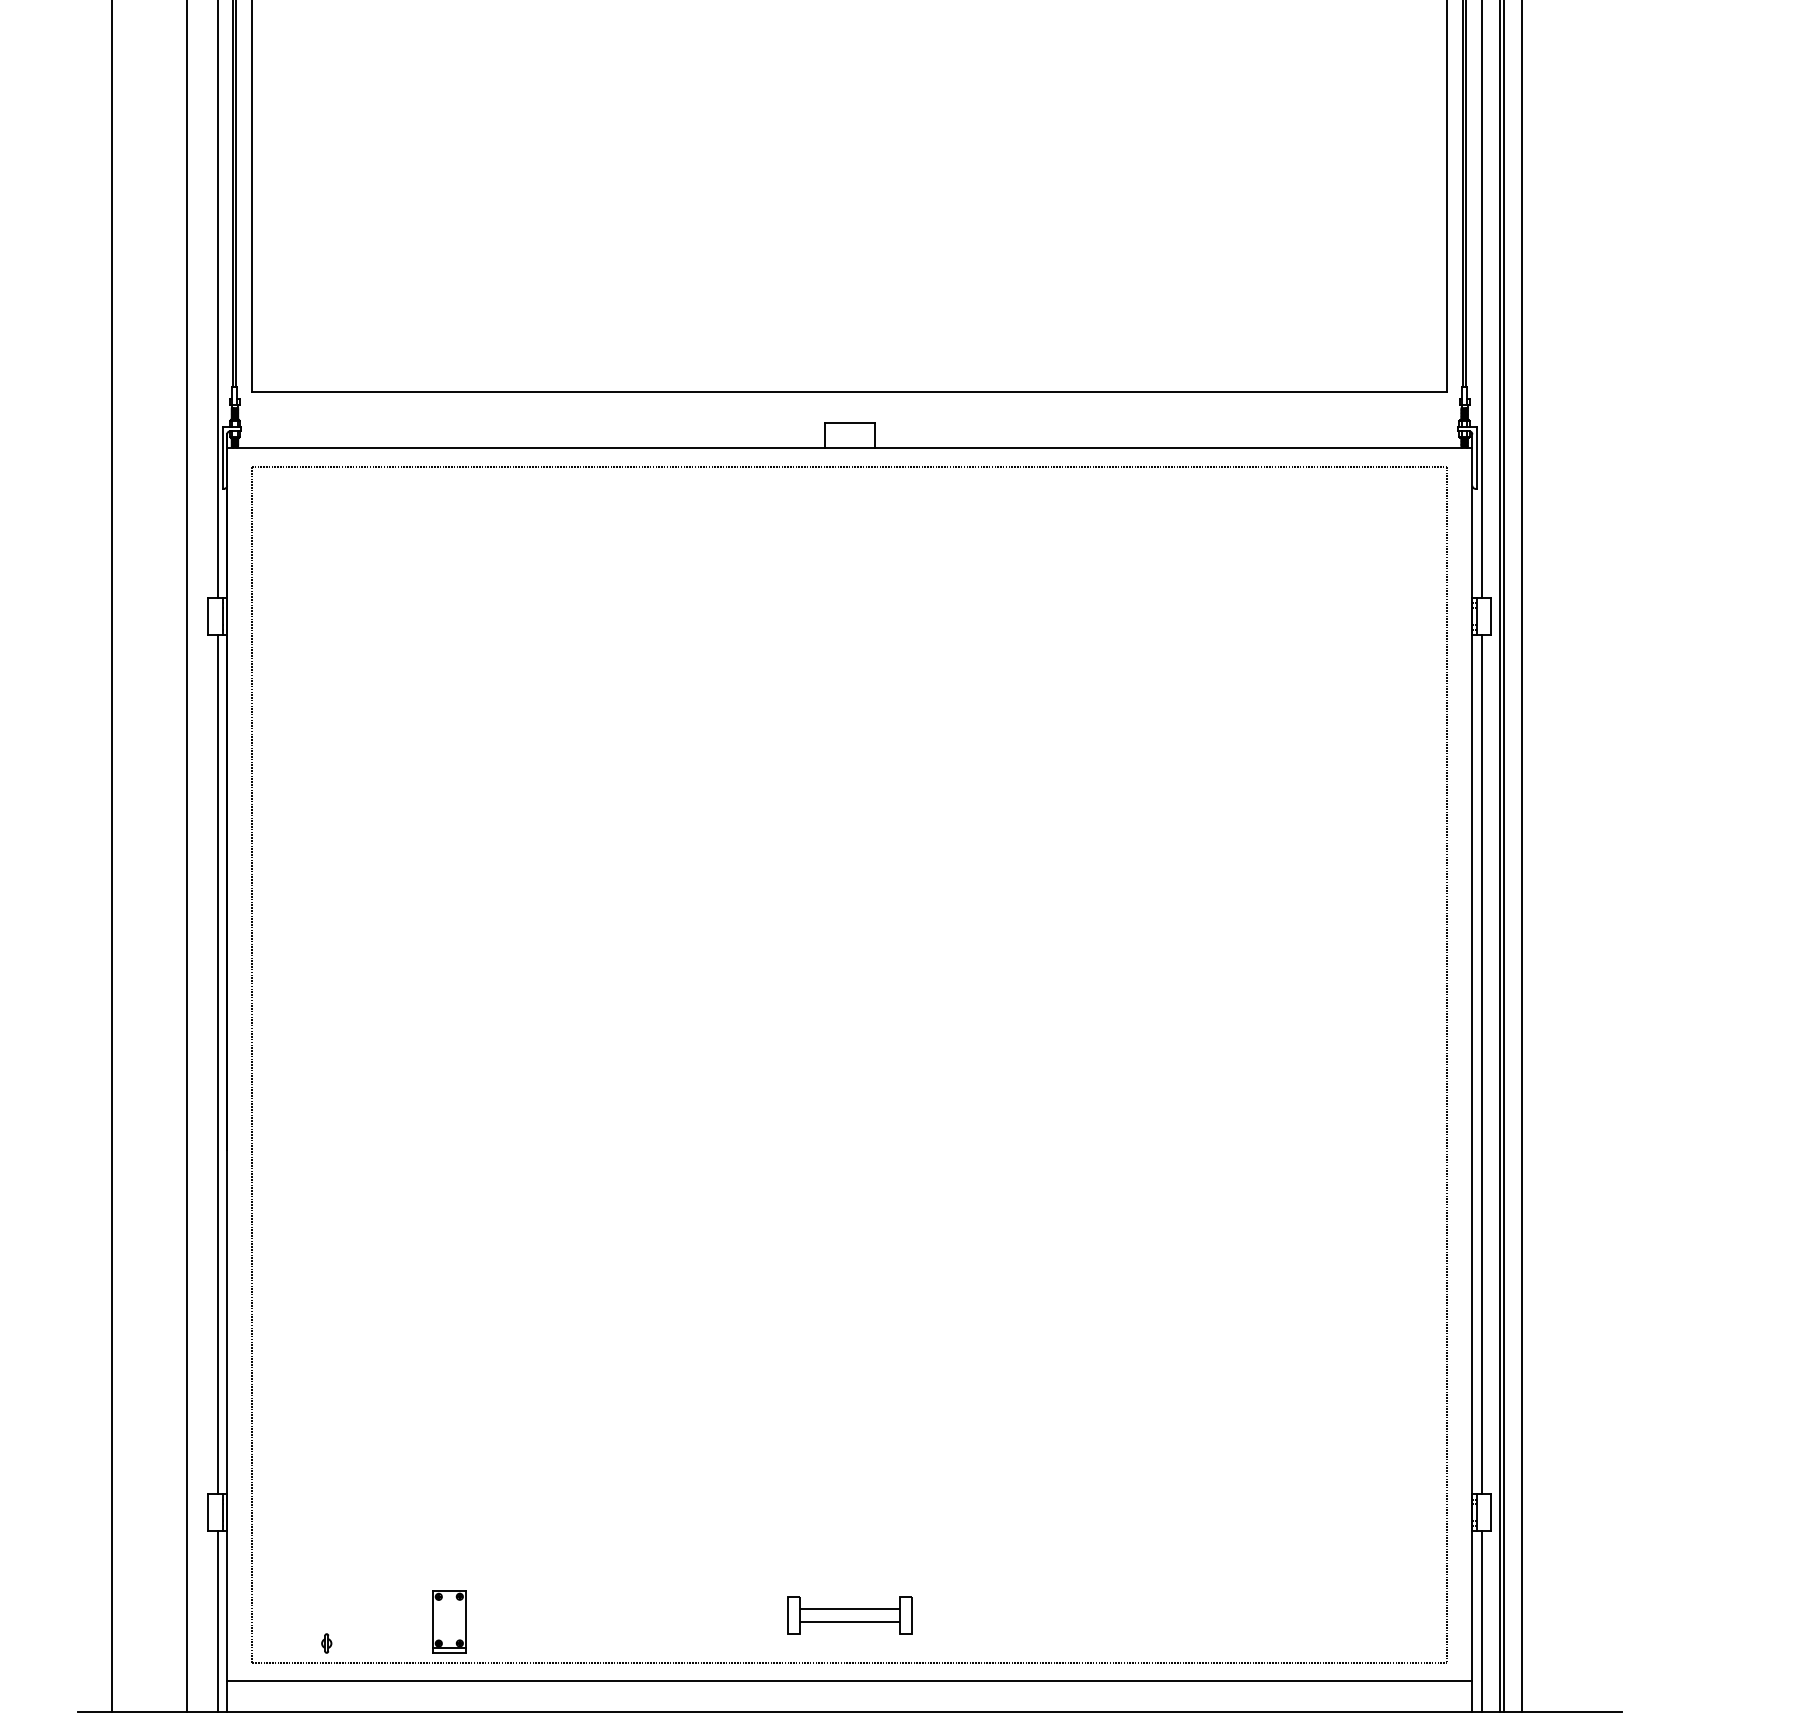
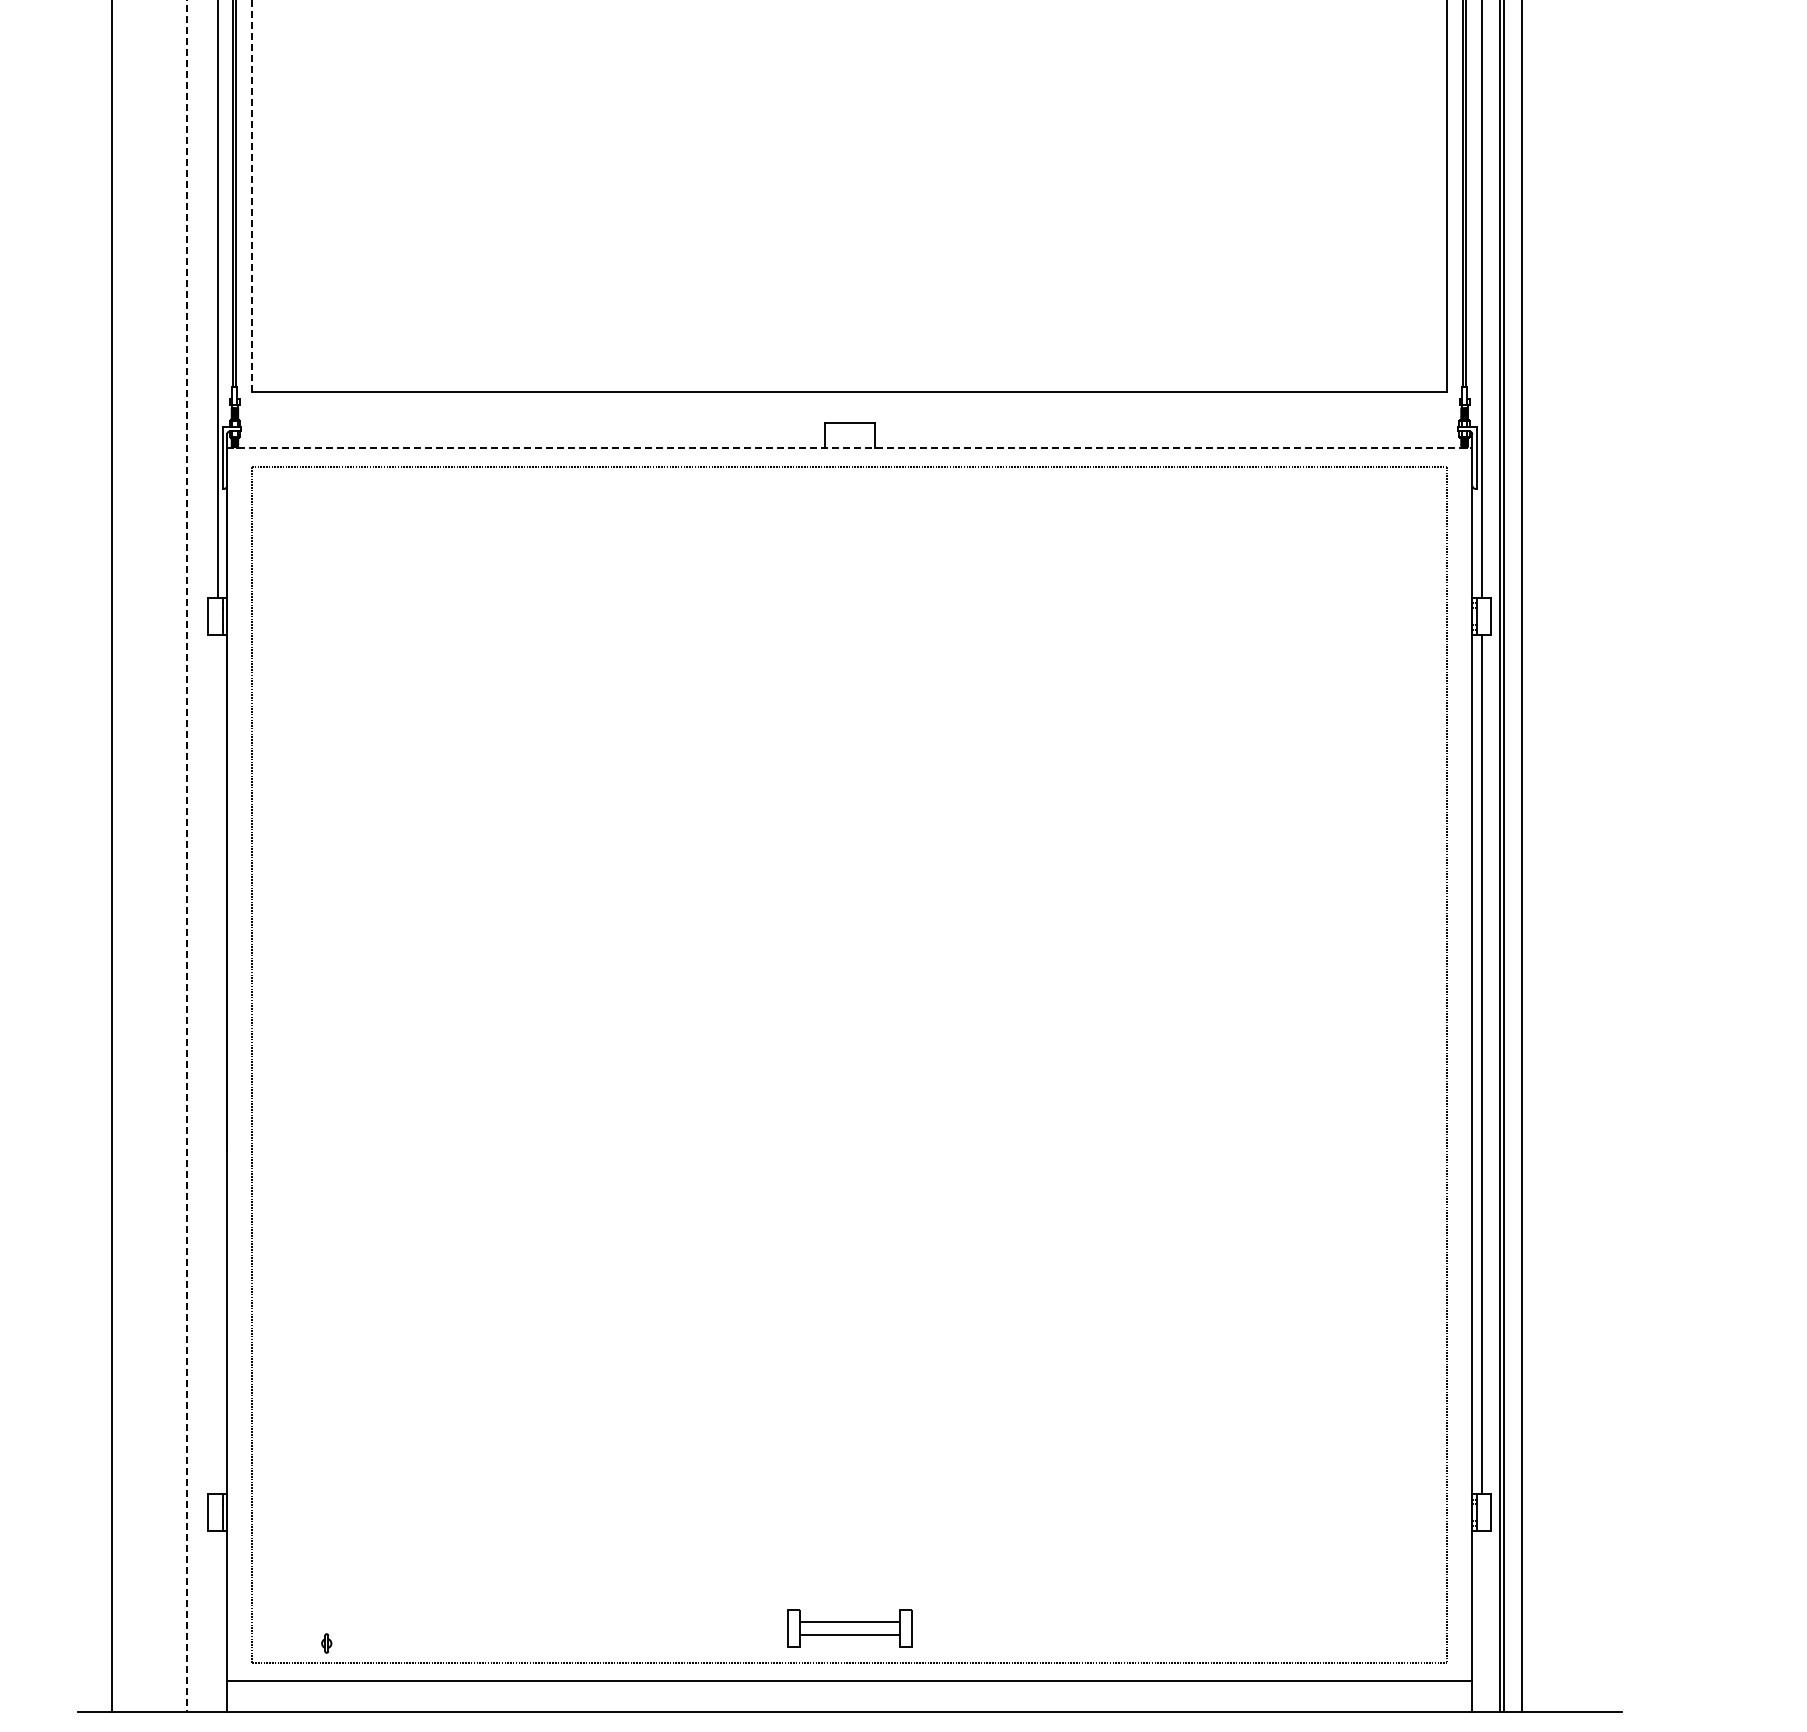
line: solid -> dashed (252, 196)
line: solid -> dashed (849, 448)
line: solid -> dashed (186, 856)
line: present -> none (217, 1064)
part position: (849, 1615) -> (849, 1628) (849, 1628)
line: present -> none (217, 1621)
part: present -> none (449, 1621)
line: present -> none (1481, 1621)
